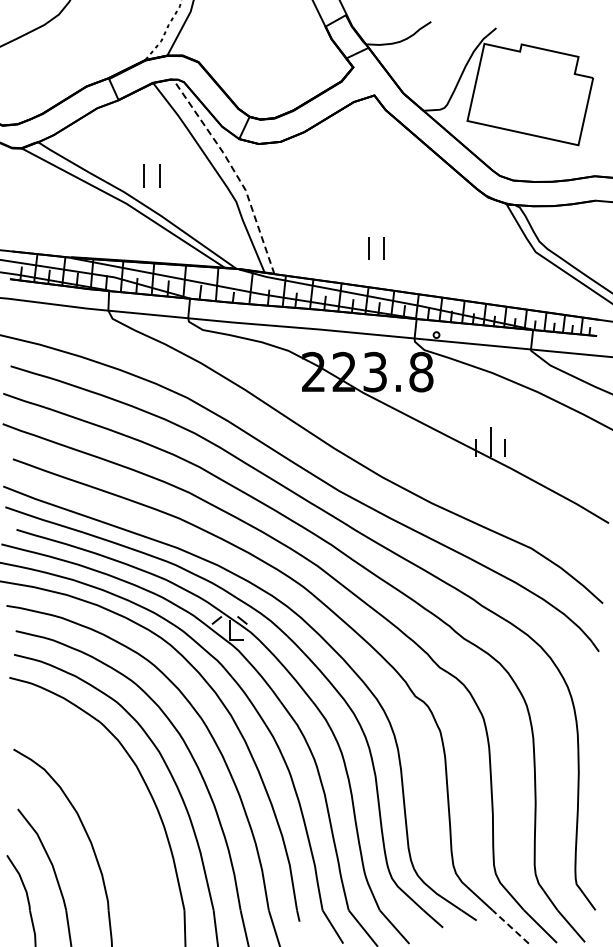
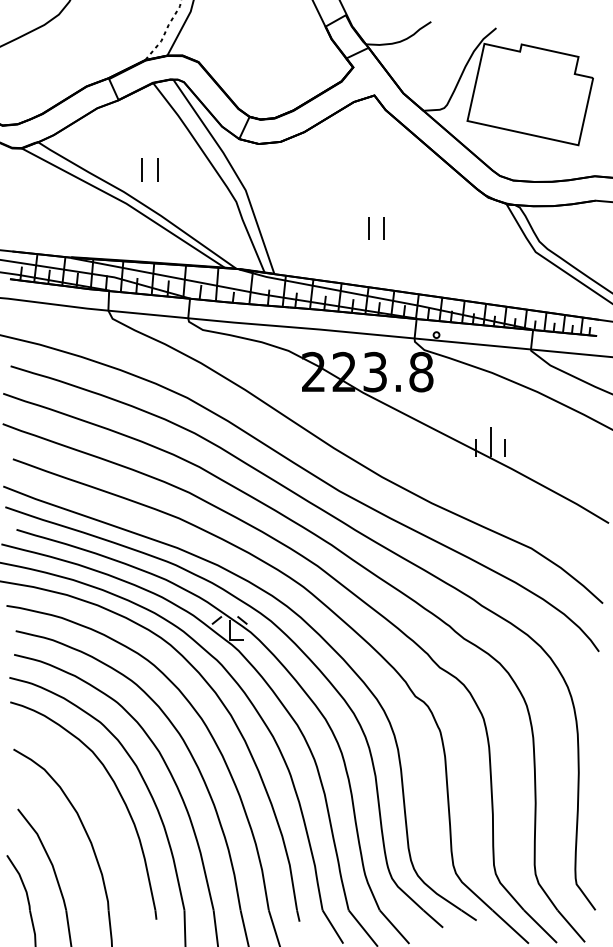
line: dashed -> solid (234, 171)
part position: (144, 175) -> (142, 169) (142, 169)
part position: (369, 248) -> (369, 228) (369, 228)
part: none -> present (117, 791)
line: dashed -> solid (510, 926)
